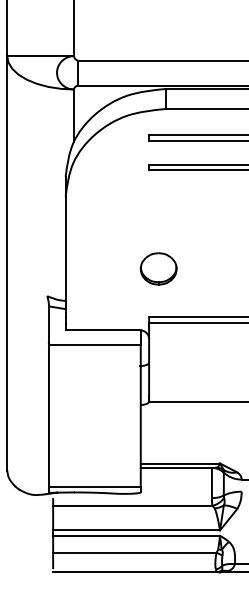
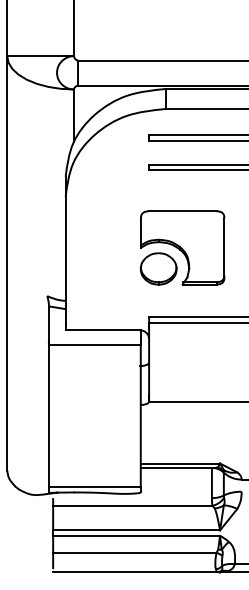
part: none -> present (182, 247)
